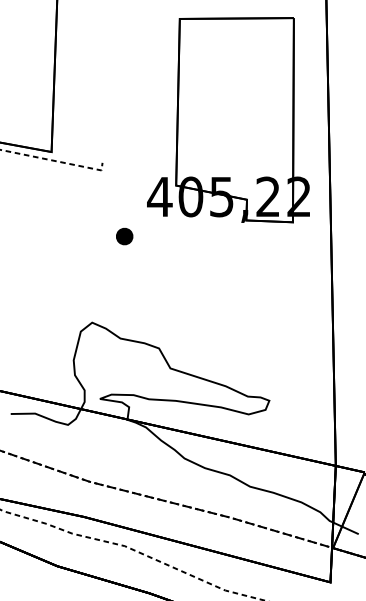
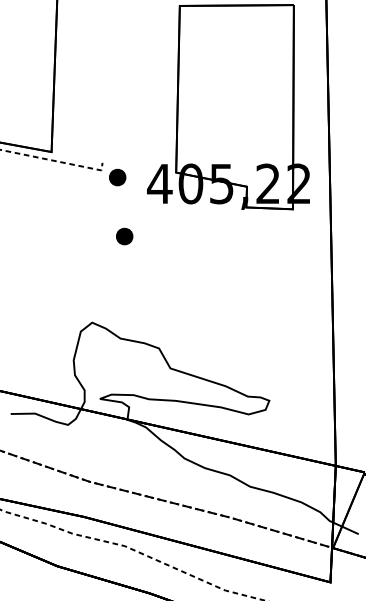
part position: (228, 120) -> (228, 107) (228, 107)
part: none -> present (117, 177)
